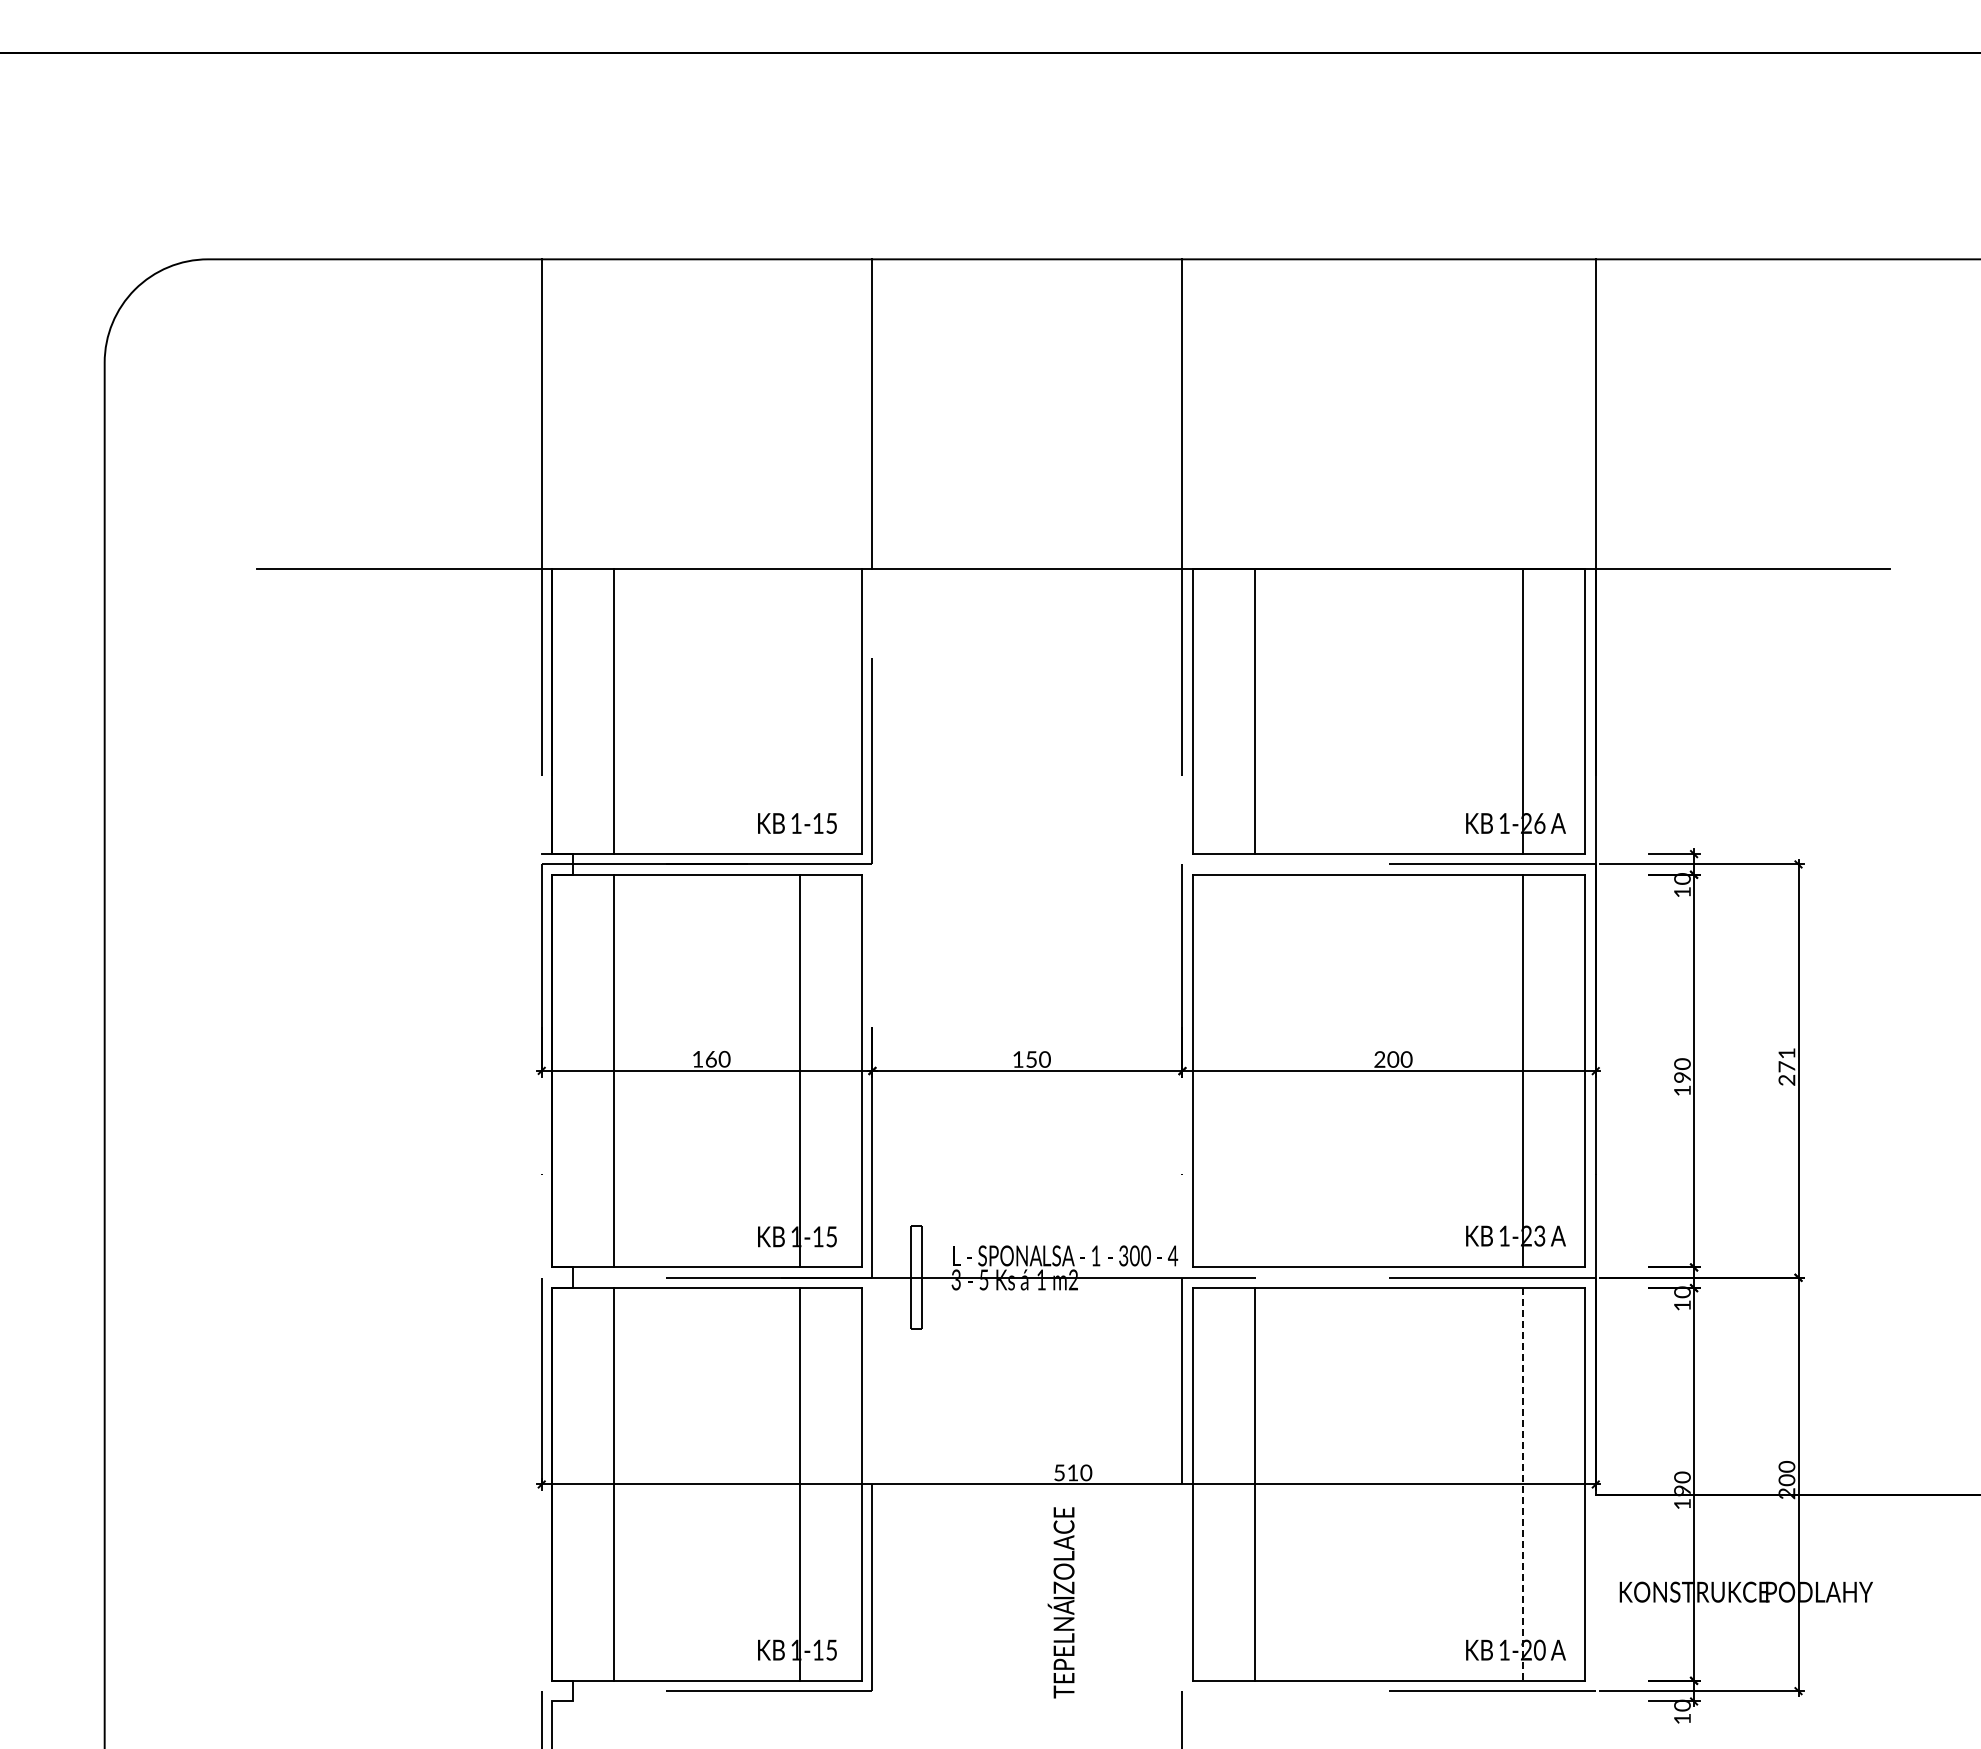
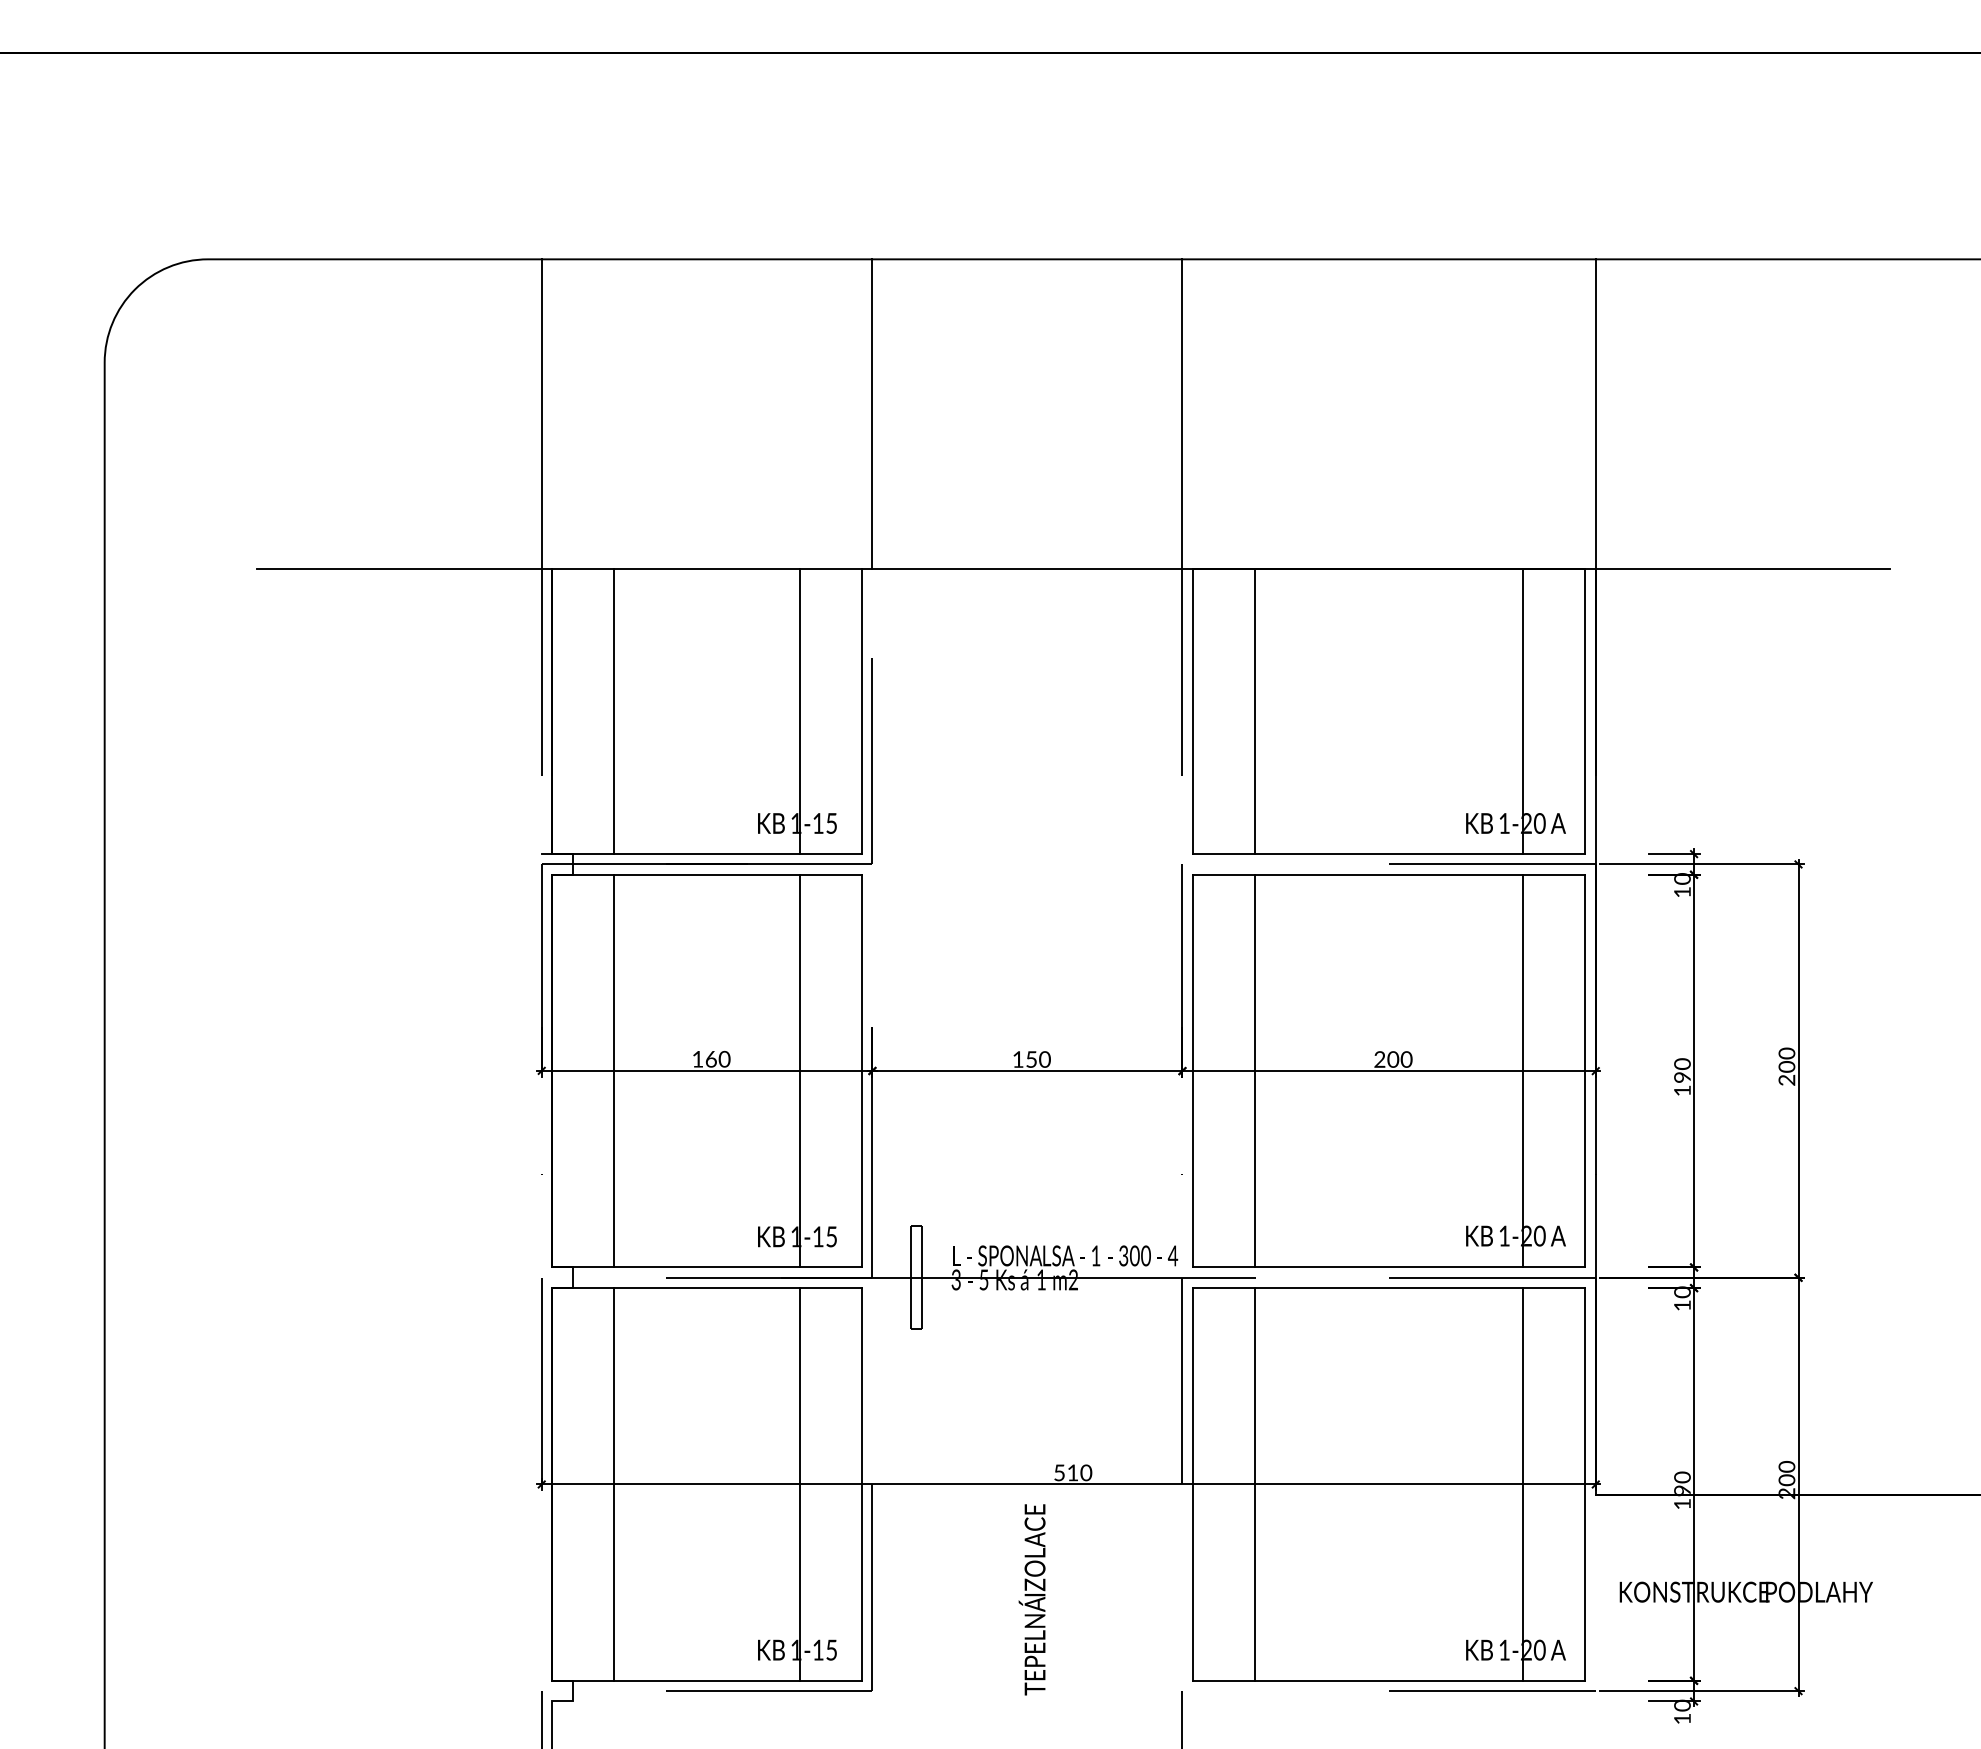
line: none -> present (800, 711)
text: 1-26 -> 1-20 (1539, 823)
text: 271 -> 200 (1786, 1059)
line: none -> present (1254, 1070)
text: 1-23 -> 1-20 (1539, 1235)
line: dashed -> solid (1523, 1484)
text position: (1060, 1602) -> (1031, 1599) (1031, 1599)
